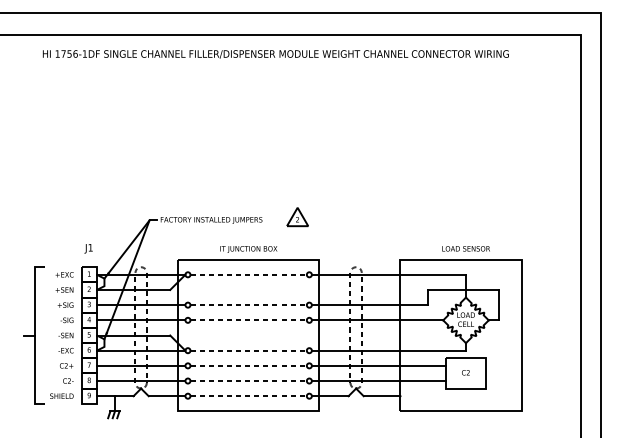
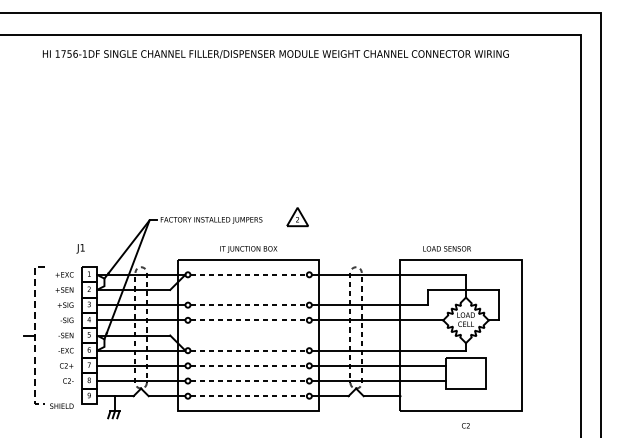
text position: (88, 248) -> (80, 248) (80, 248)
text position: (465, 248) -> (446, 248) (446, 248)
line: solid -> dashed (34, 335)
text position: (465, 372) -> (465, 425) (465, 425)
text position: (61, 395) -> (61, 405) (61, 405)
